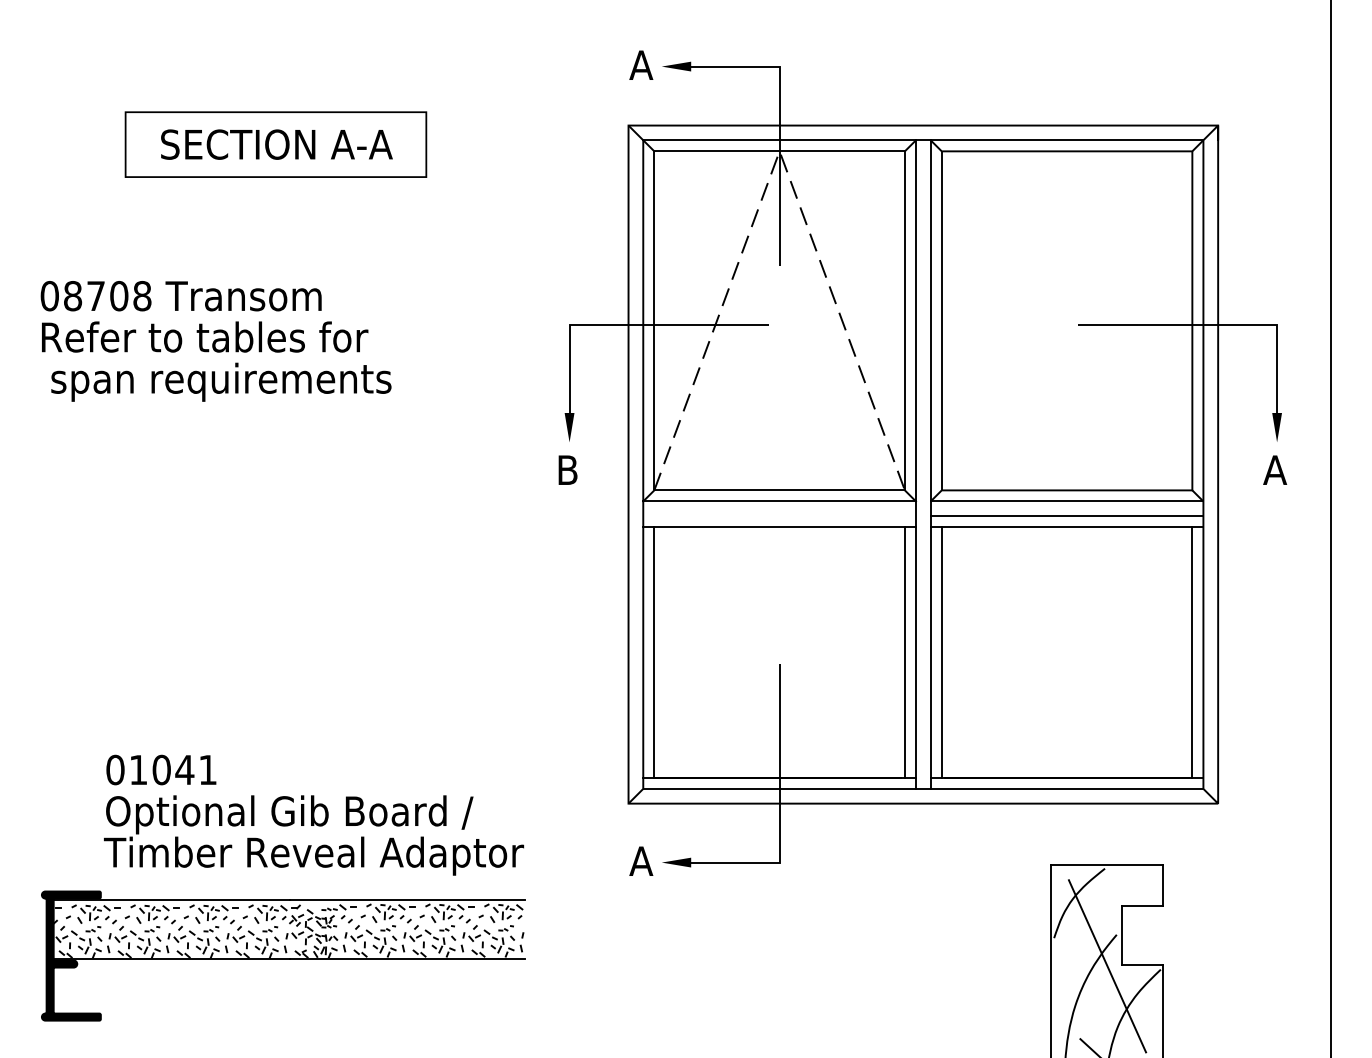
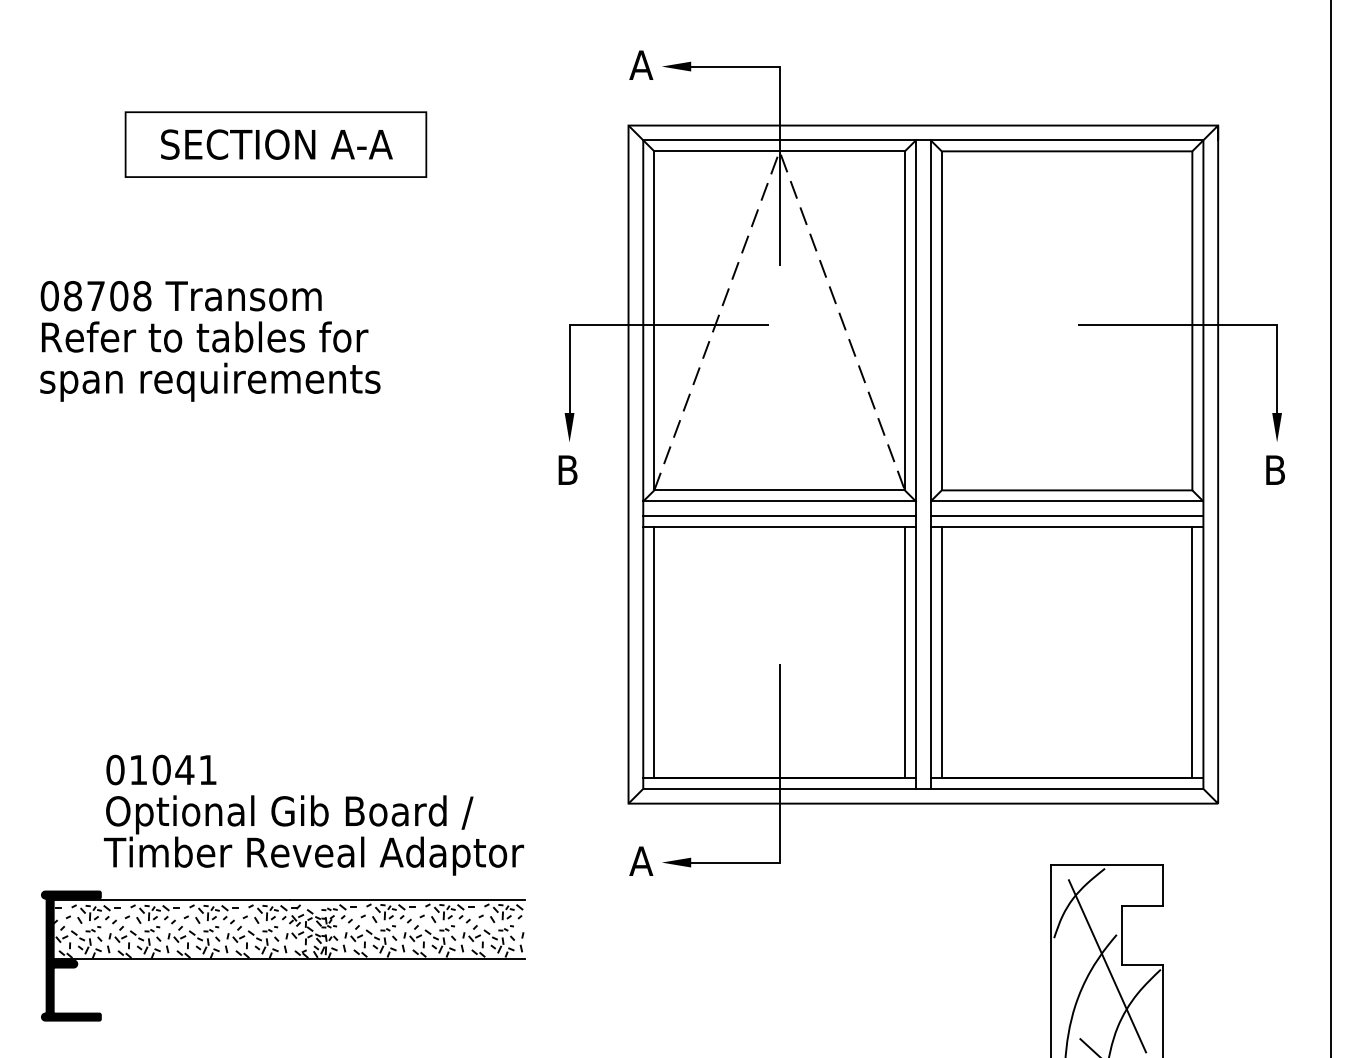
text position: (221, 381) -> (210, 381) (210, 381)
text: A -> B (1275, 469)
line: none -> present (779, 516)
